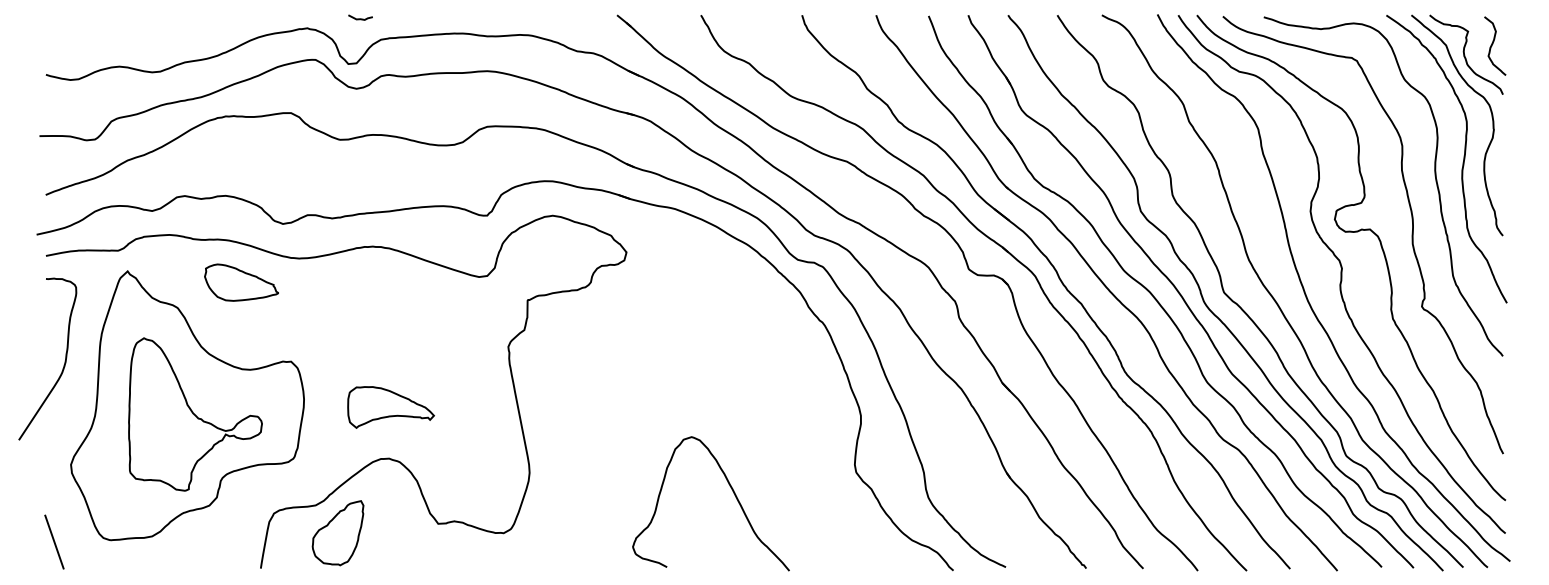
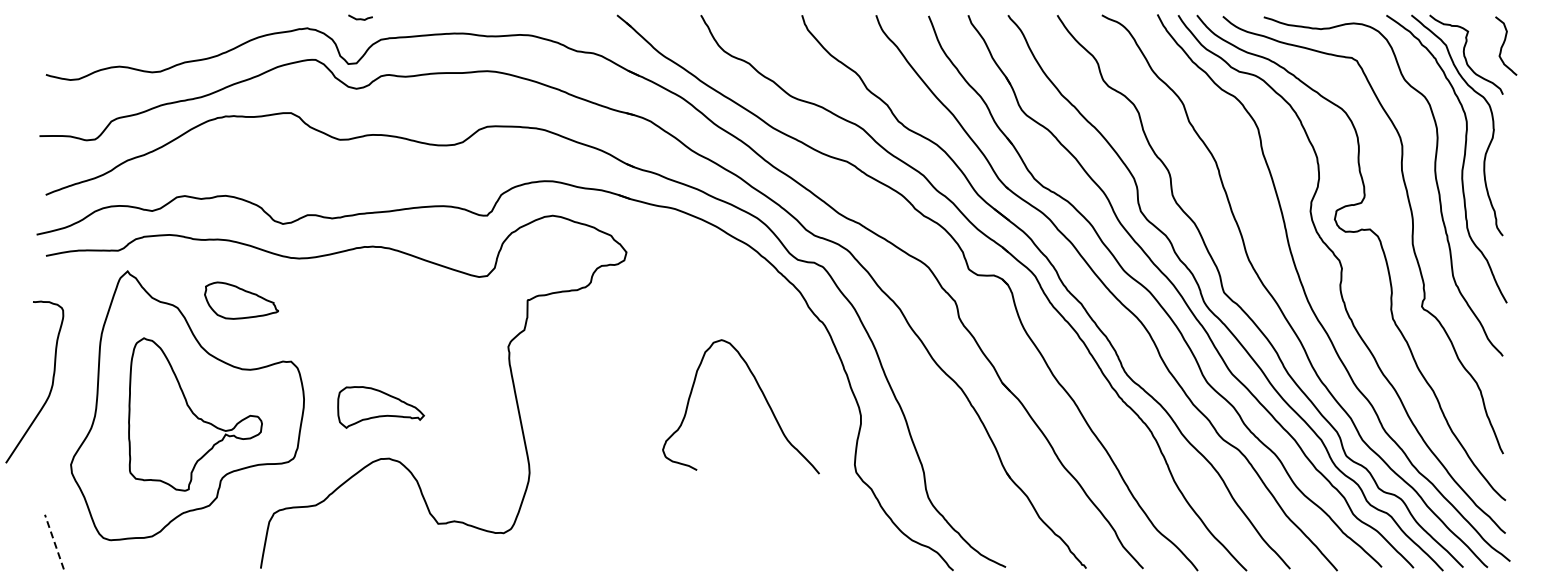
curve position: (1493, 44) -> (1504, 44) (1504, 44)
part position: (241, 282) -> (241, 300) (241, 300)
curve position: (64, 361) -> (51, 384) (51, 384)
part position: (390, 407) -> (380, 407) (380, 407)
curve position: (732, 491) -> (762, 394) (762, 394)
part: present -> none (337, 533)
line: solid -> dashed (54, 542)
